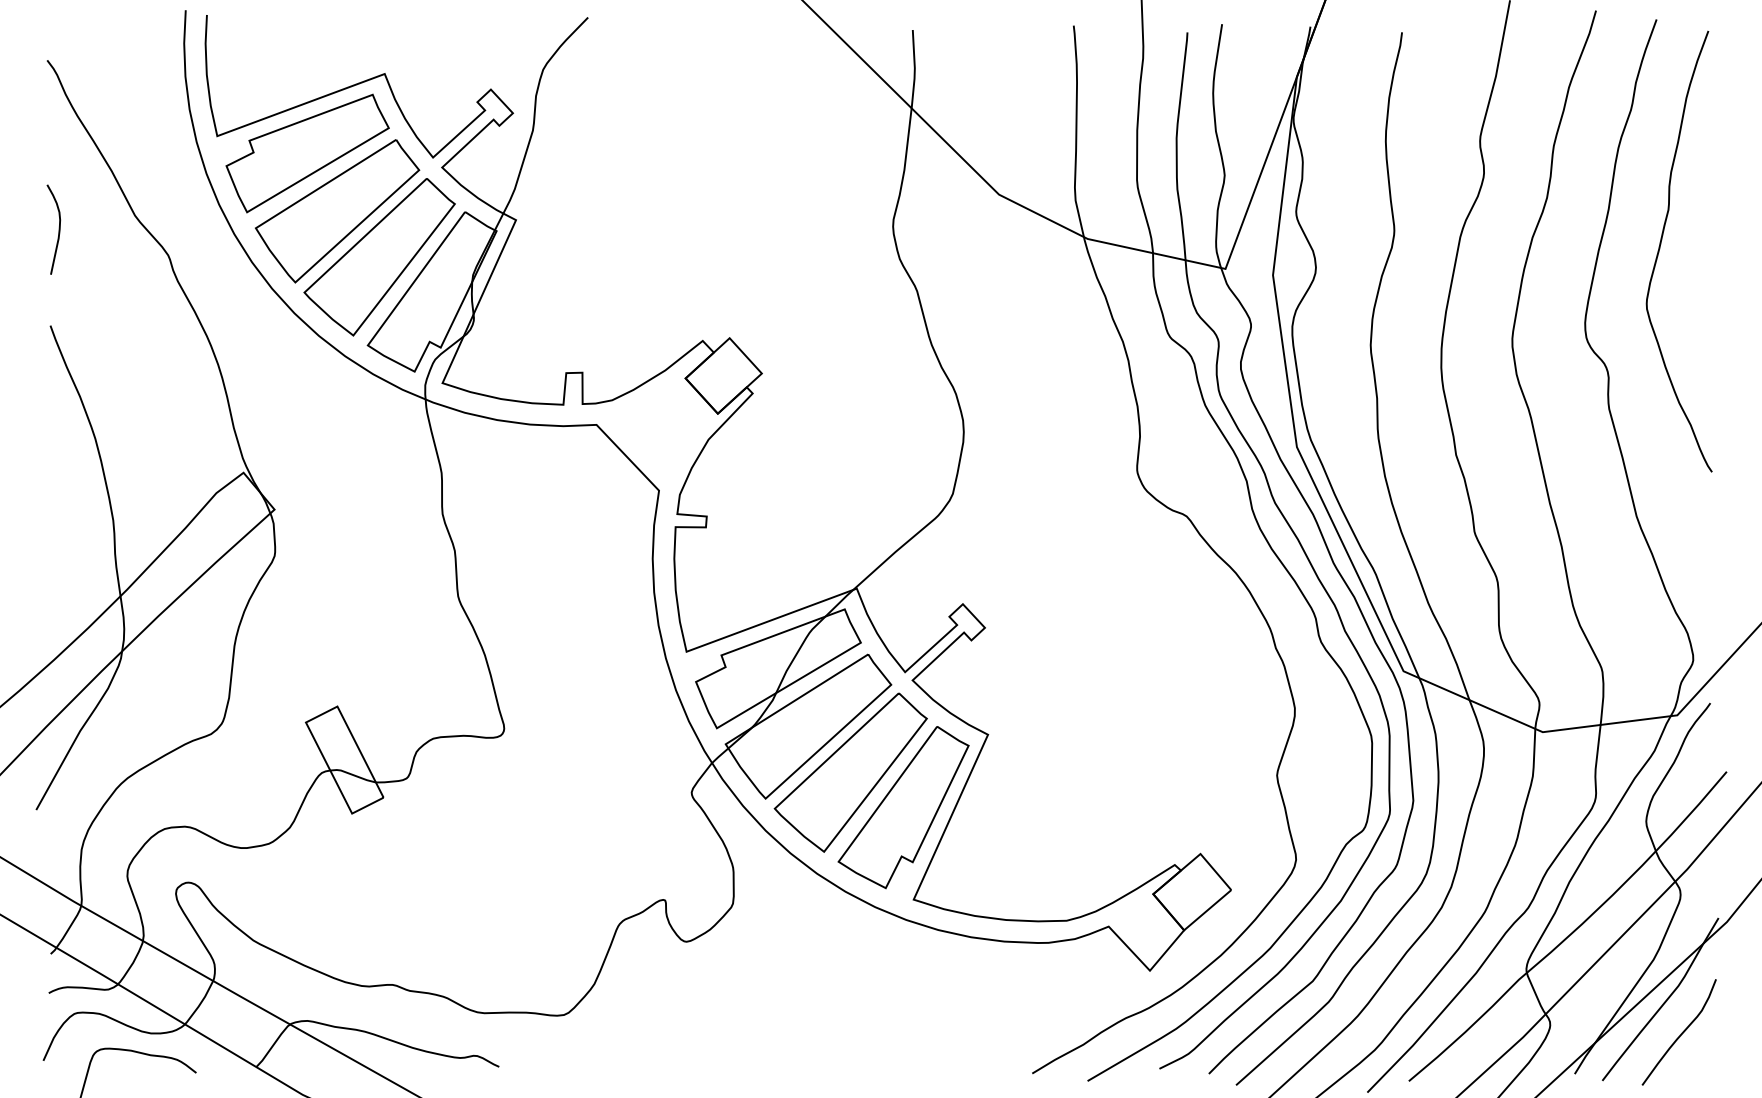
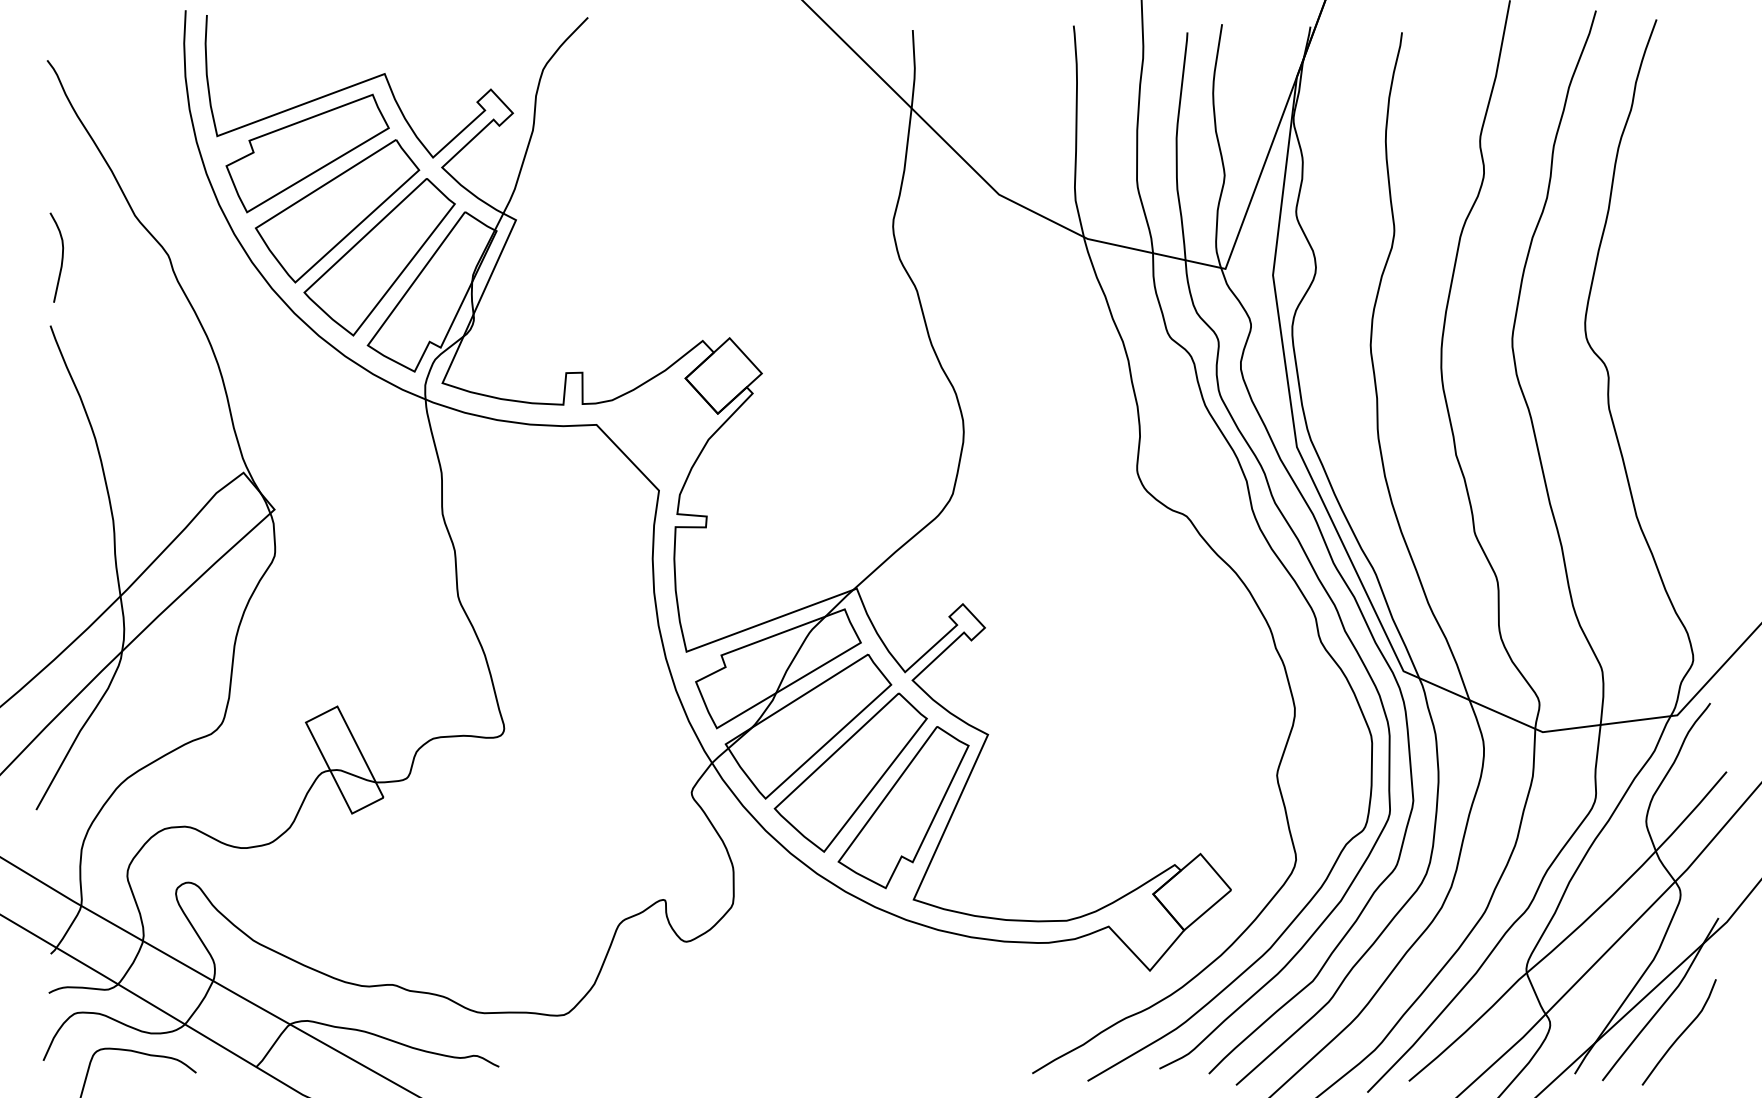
curve position: (58, 229) -> (61, 257) (61, 257)
curve: present -> none (1660, 248)
